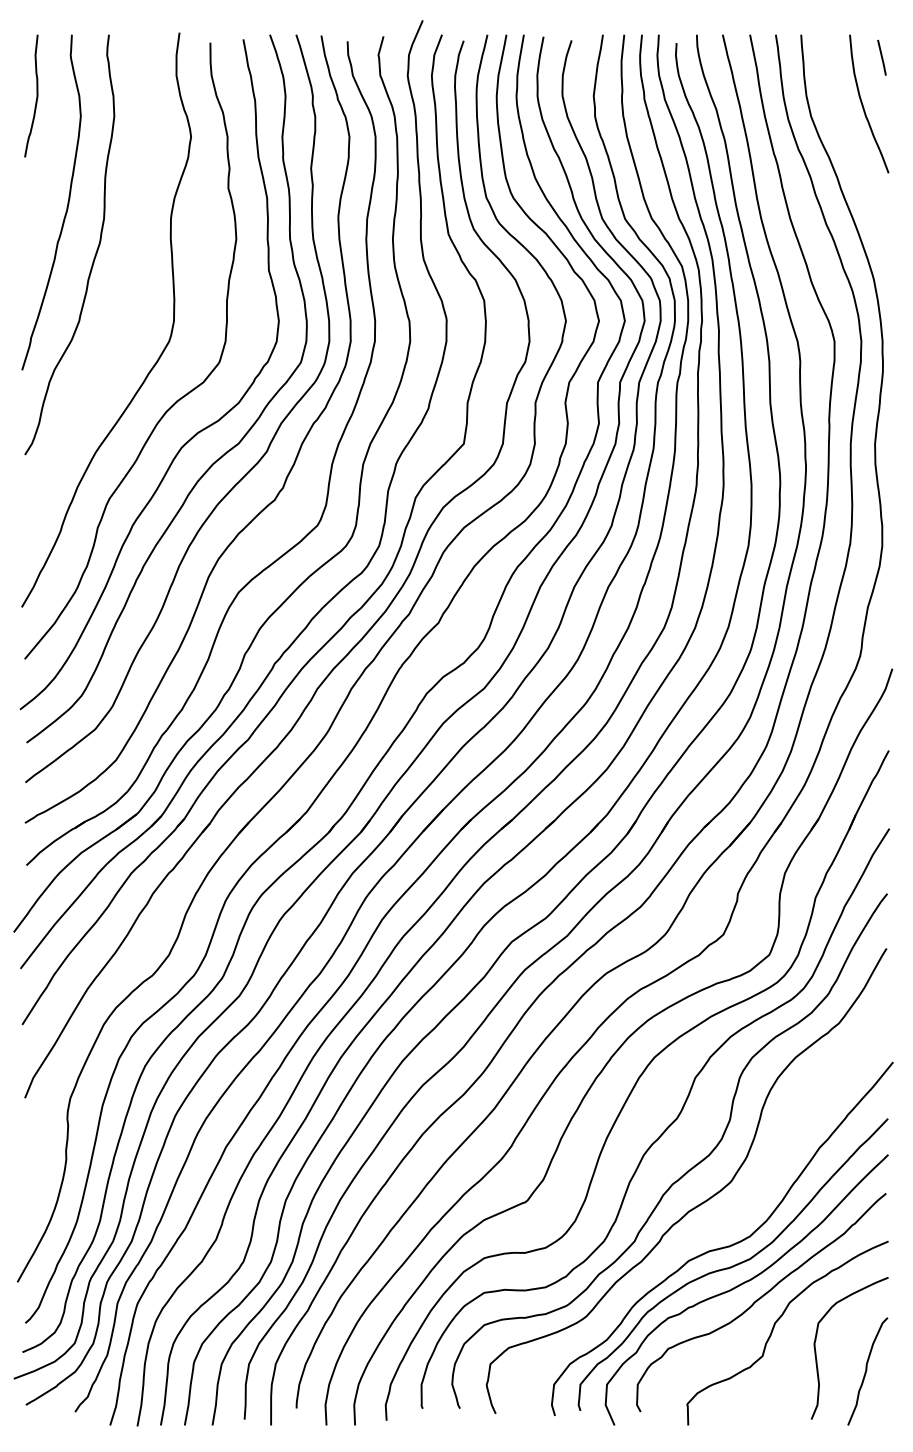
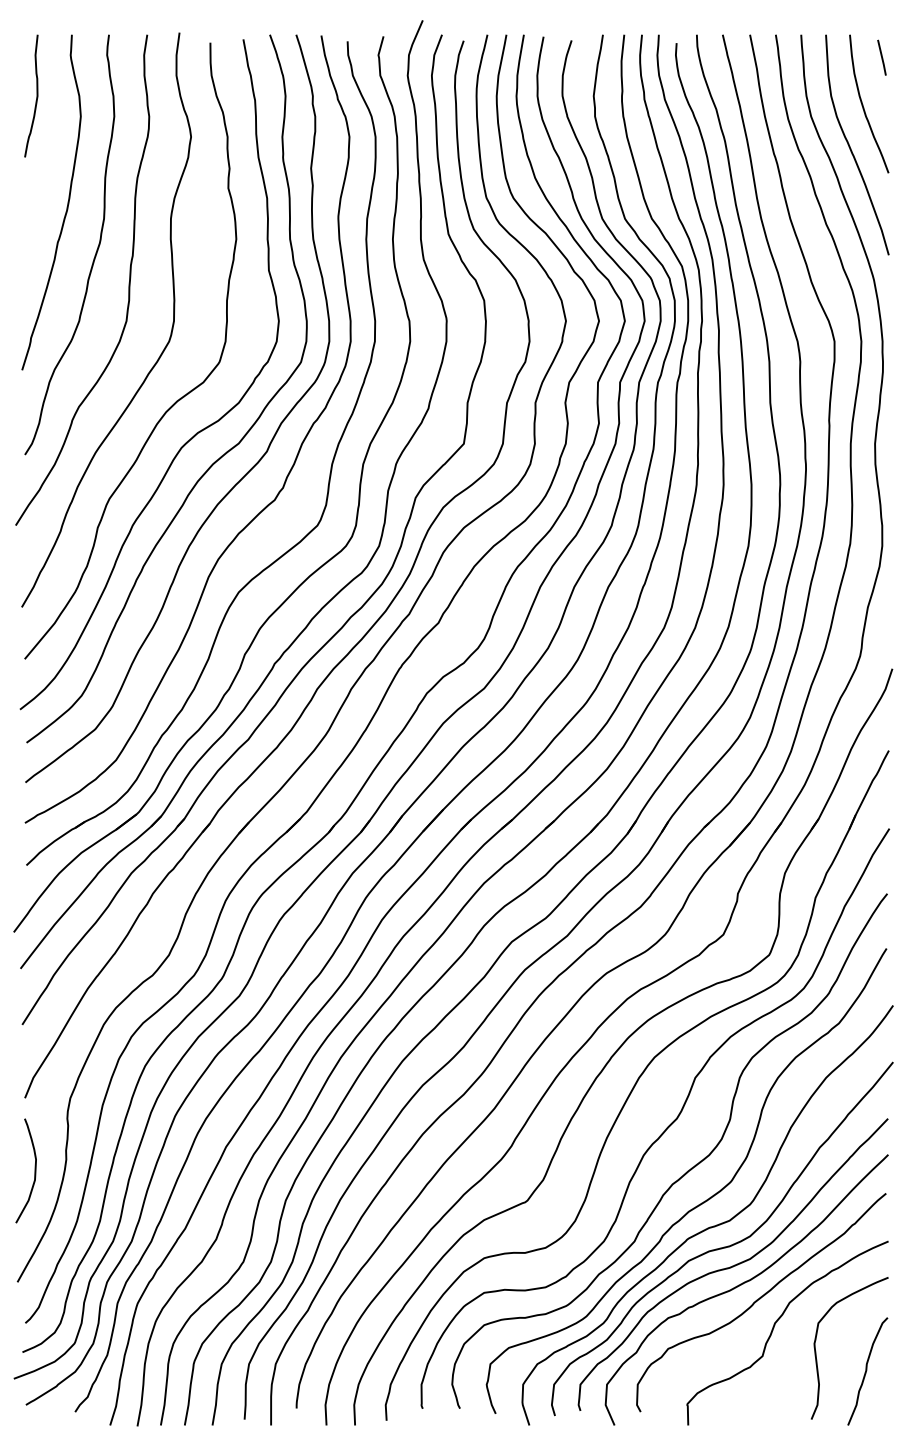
curve: none -> present (851, 148)
curve: none -> present (128, 282)
curve: none -> present (34, 1170)
curve: none -> present (709, 1226)
